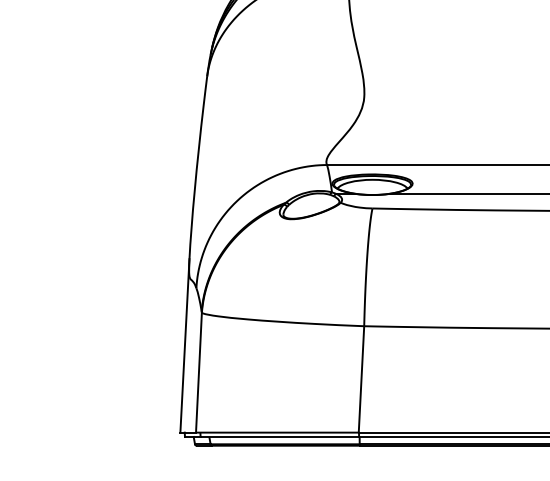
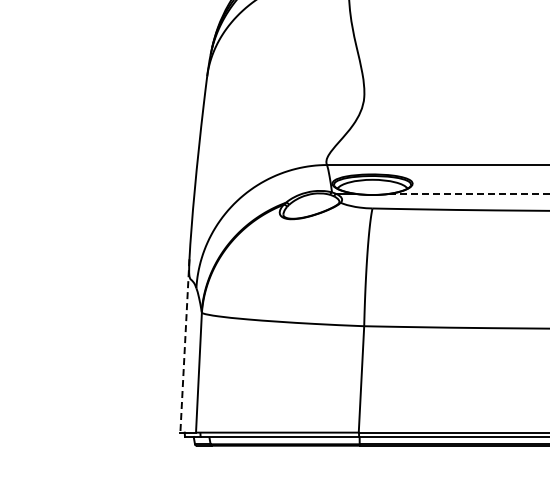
line: solid -> dashed (469, 193)
line: solid -> dashed (184, 345)
